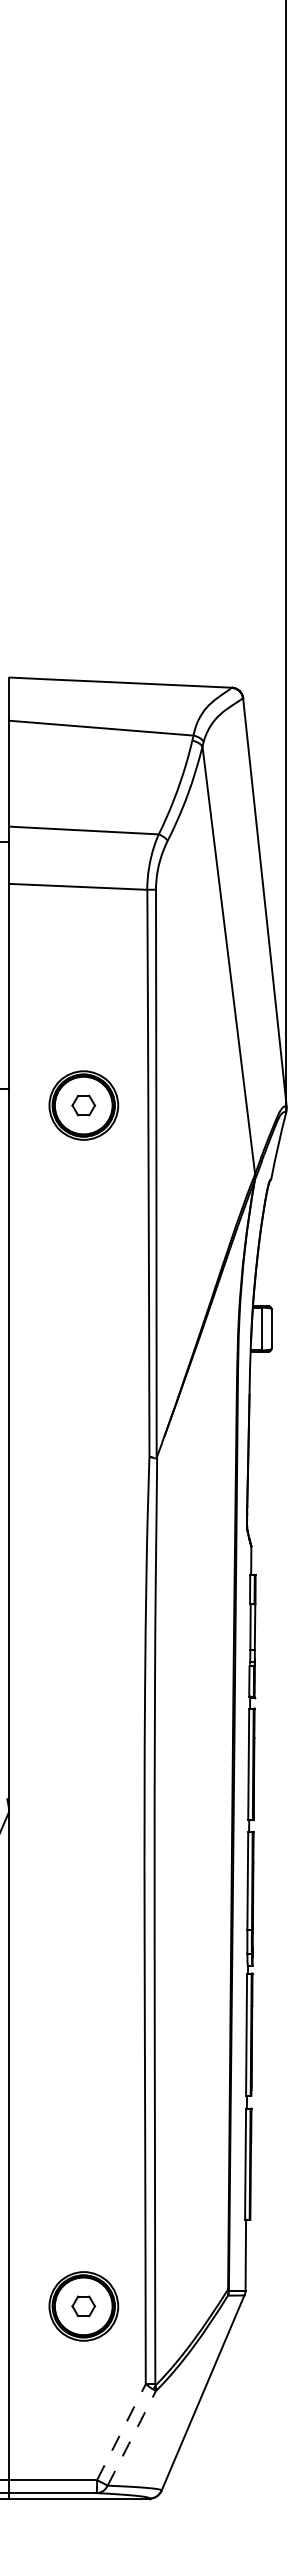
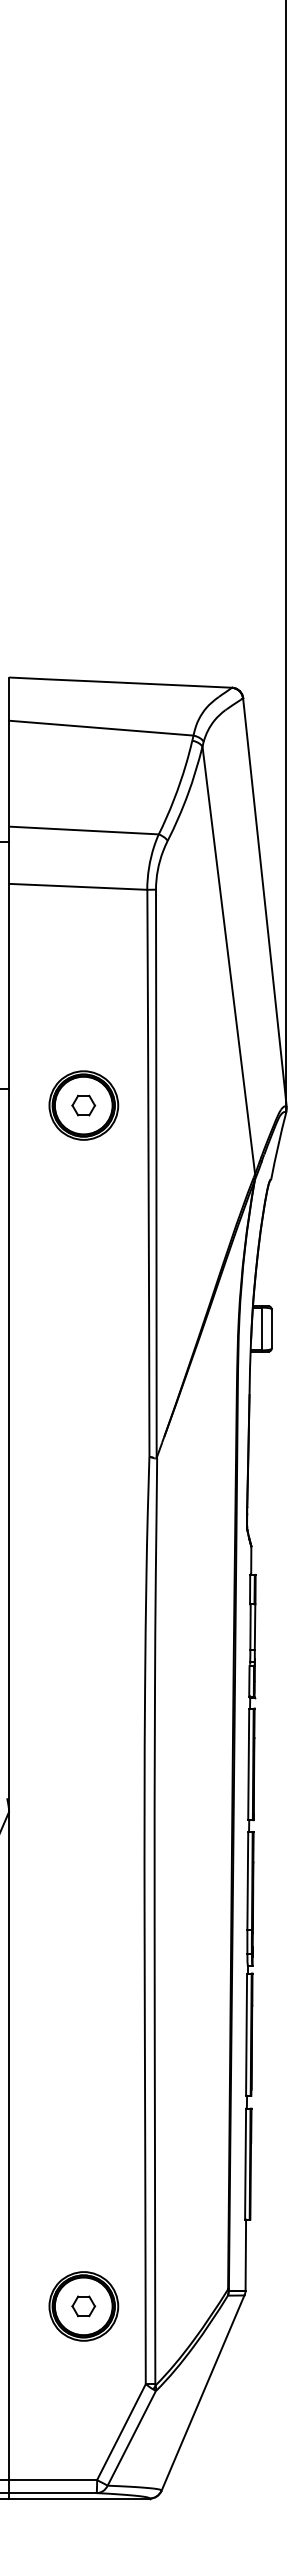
arc: dashed -> solid (121, 2432)
arc: dashed -> solid (131, 2438)
